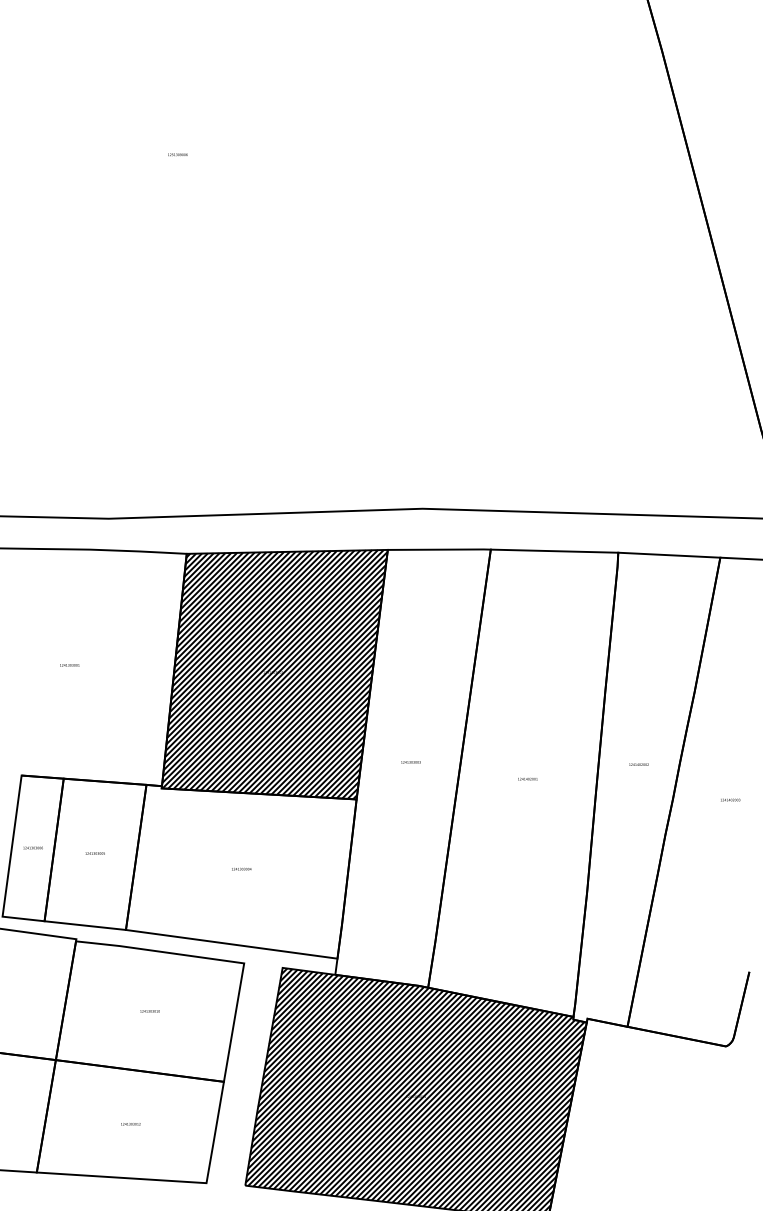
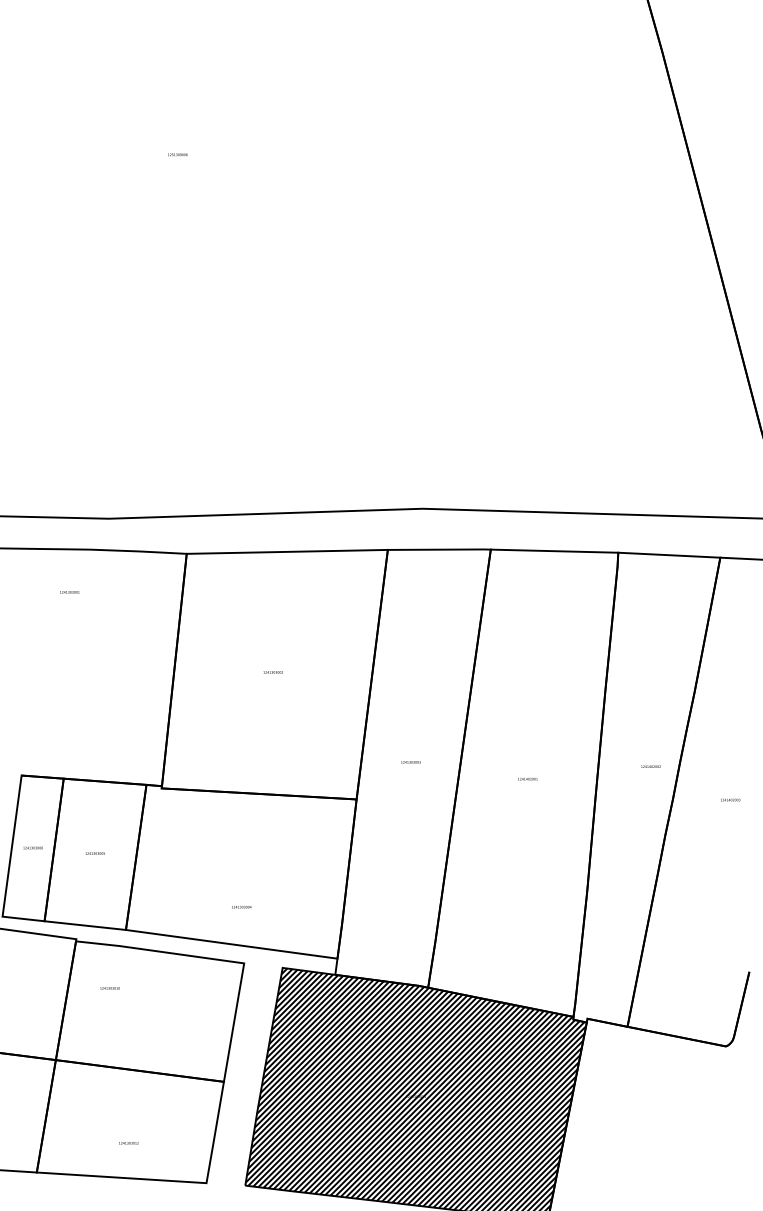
text position: (69, 665) -> (69, 592) (69, 592)
hatch: present -> none (274, 674)
text position: (638, 764) -> (650, 766) (650, 766)
text position: (241, 869) -> (241, 907) (241, 907)
text position: (149, 1011) -> (109, 988) (109, 988)
text position: (130, 1124) -> (128, 1143) (128, 1143)
